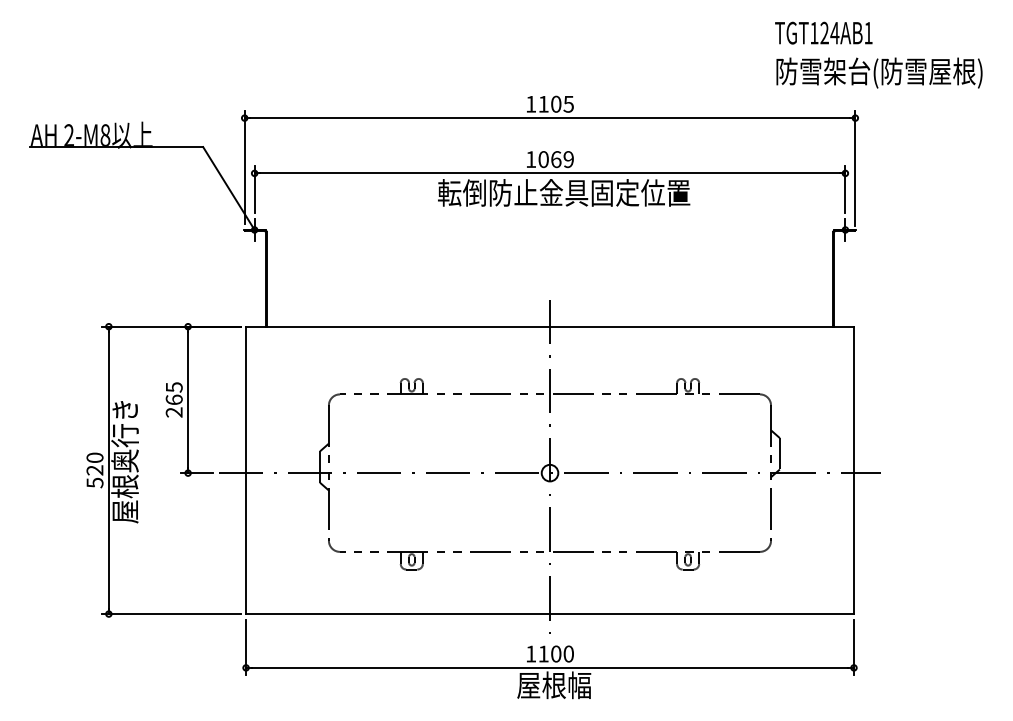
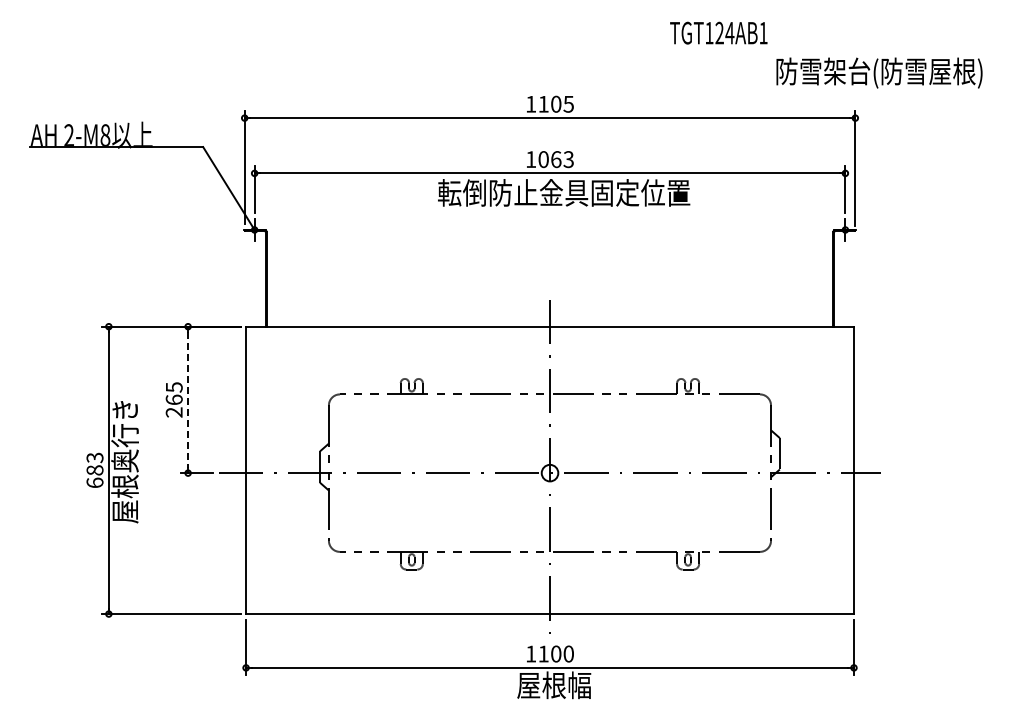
text position: (823, 32) -> (718, 32) (718, 32)
text: 1069 -> 1063 (568, 159)
line: solid -> dashed (188, 399)
text: 520 -> 683 (94, 470)
